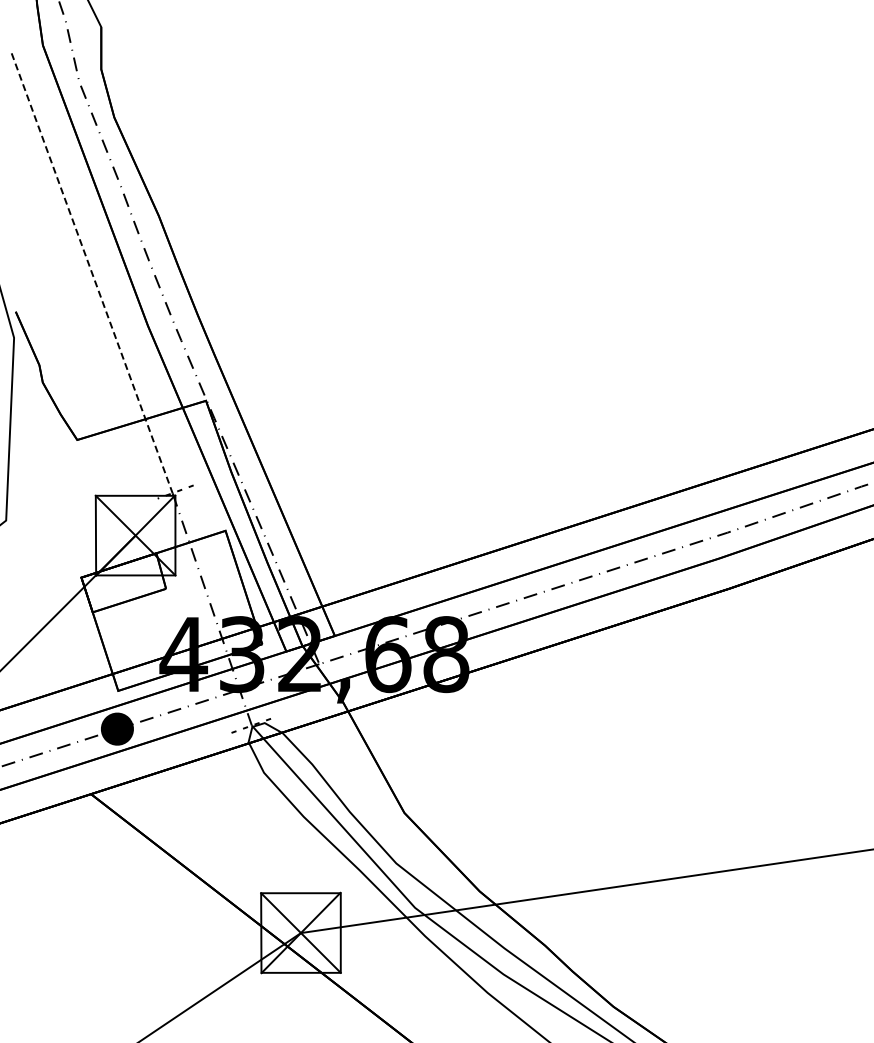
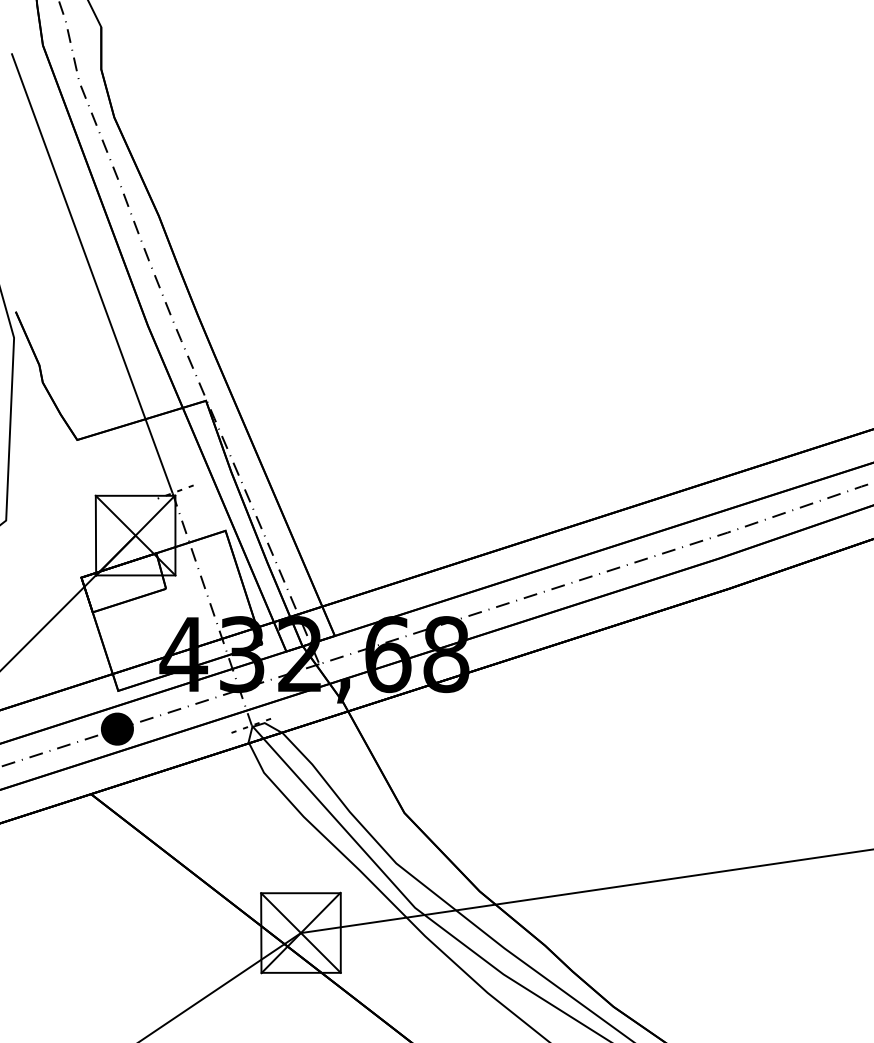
line: dashed -> solid (92, 273)
